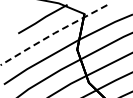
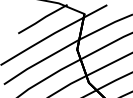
line: dashed -> solid (52, 34)
